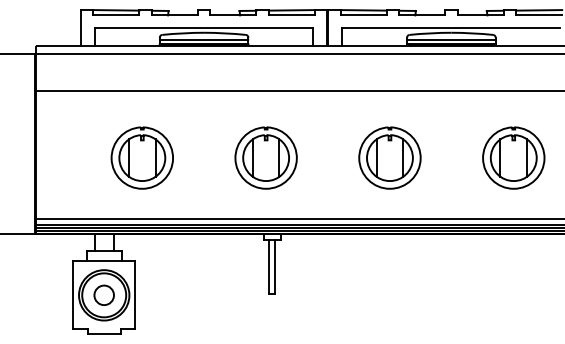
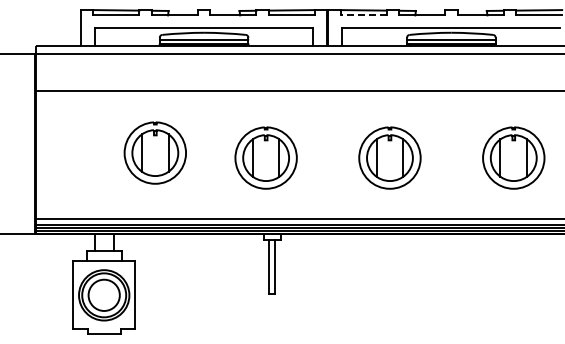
line: solid -> dashed (363, 15)
part position: (141, 157) -> (154, 152) (154, 152)
circle diameter: 20 px -> 31 px (103, 294)
